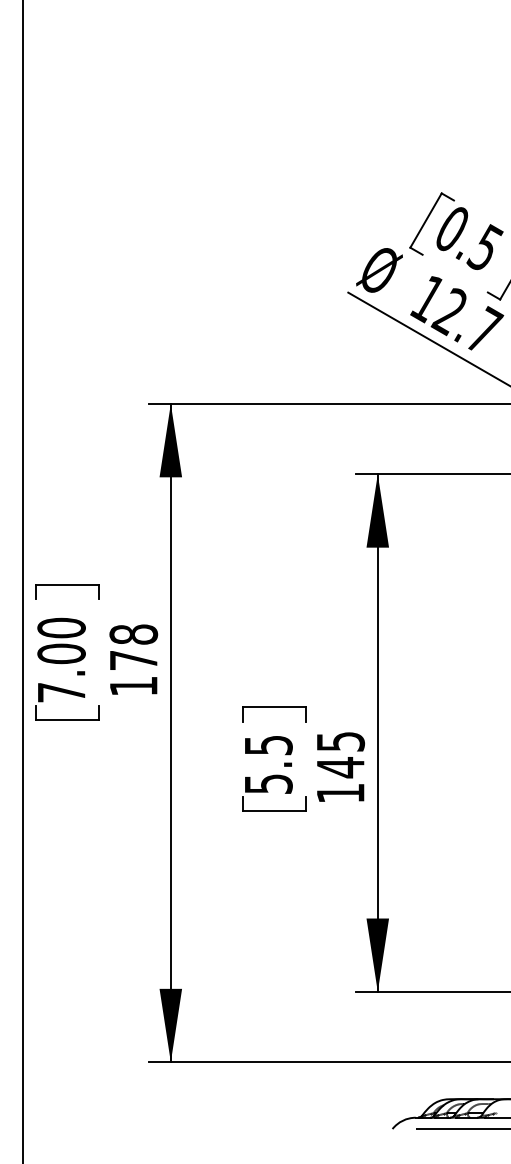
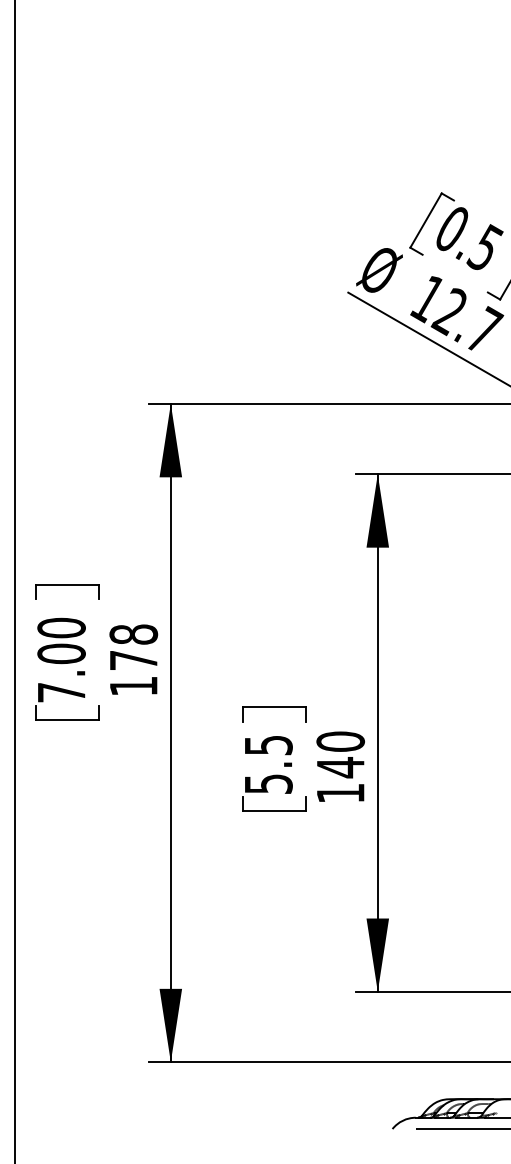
line position: (23, 581) -> (15, 581) (15, 581)
text: 145 -> 140 (340, 741)
